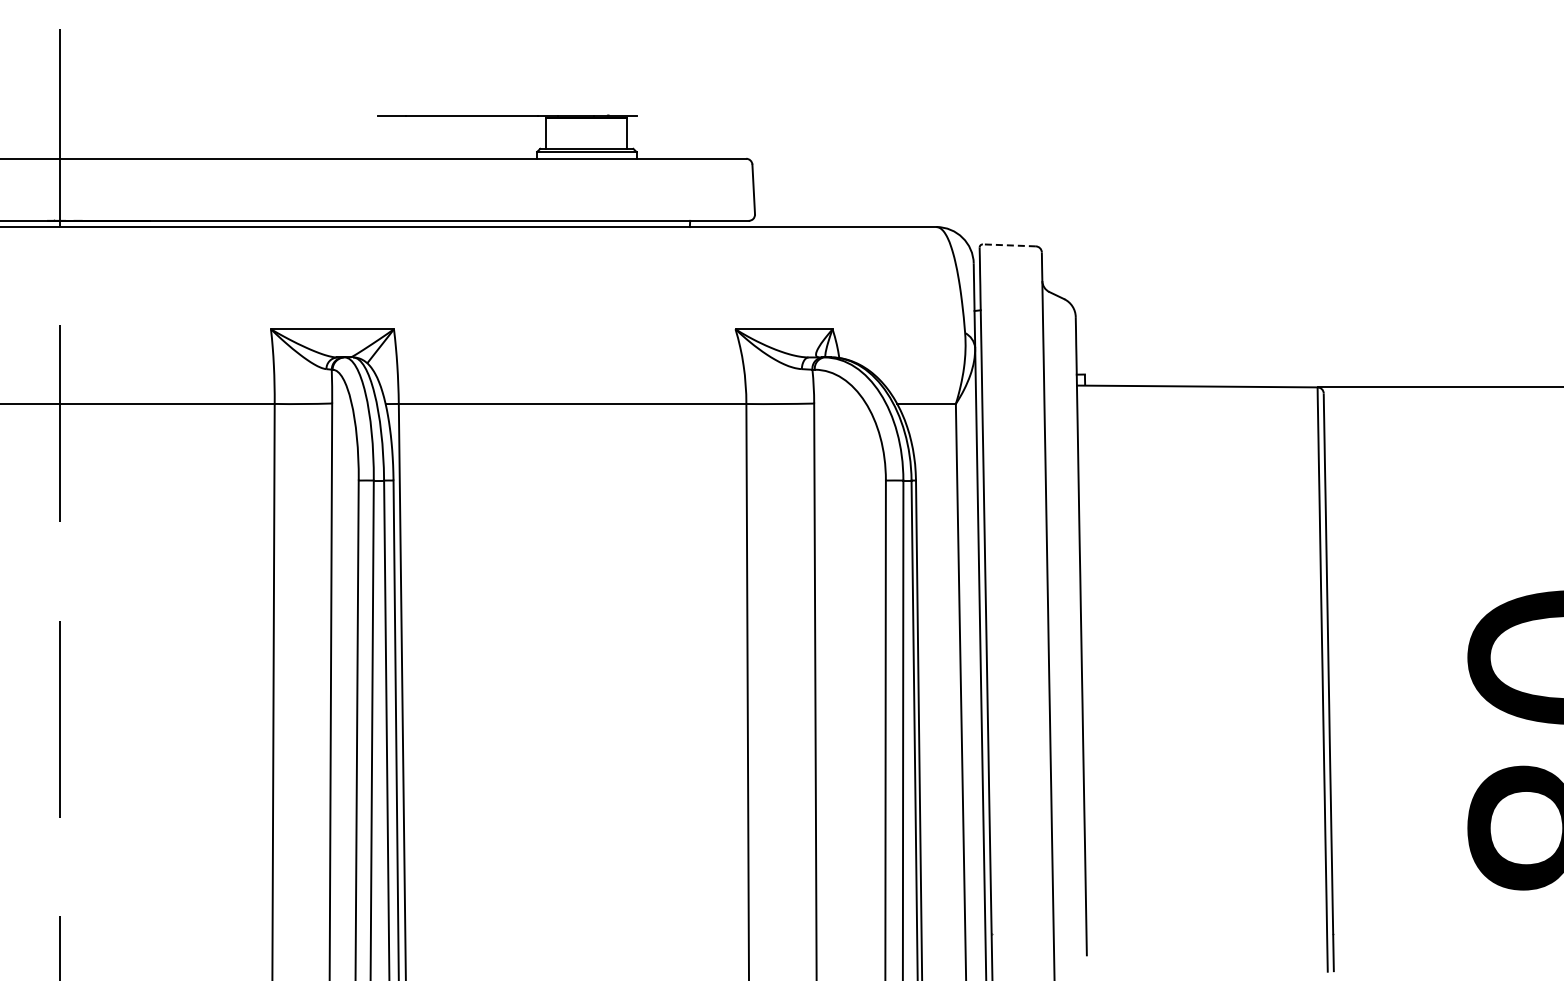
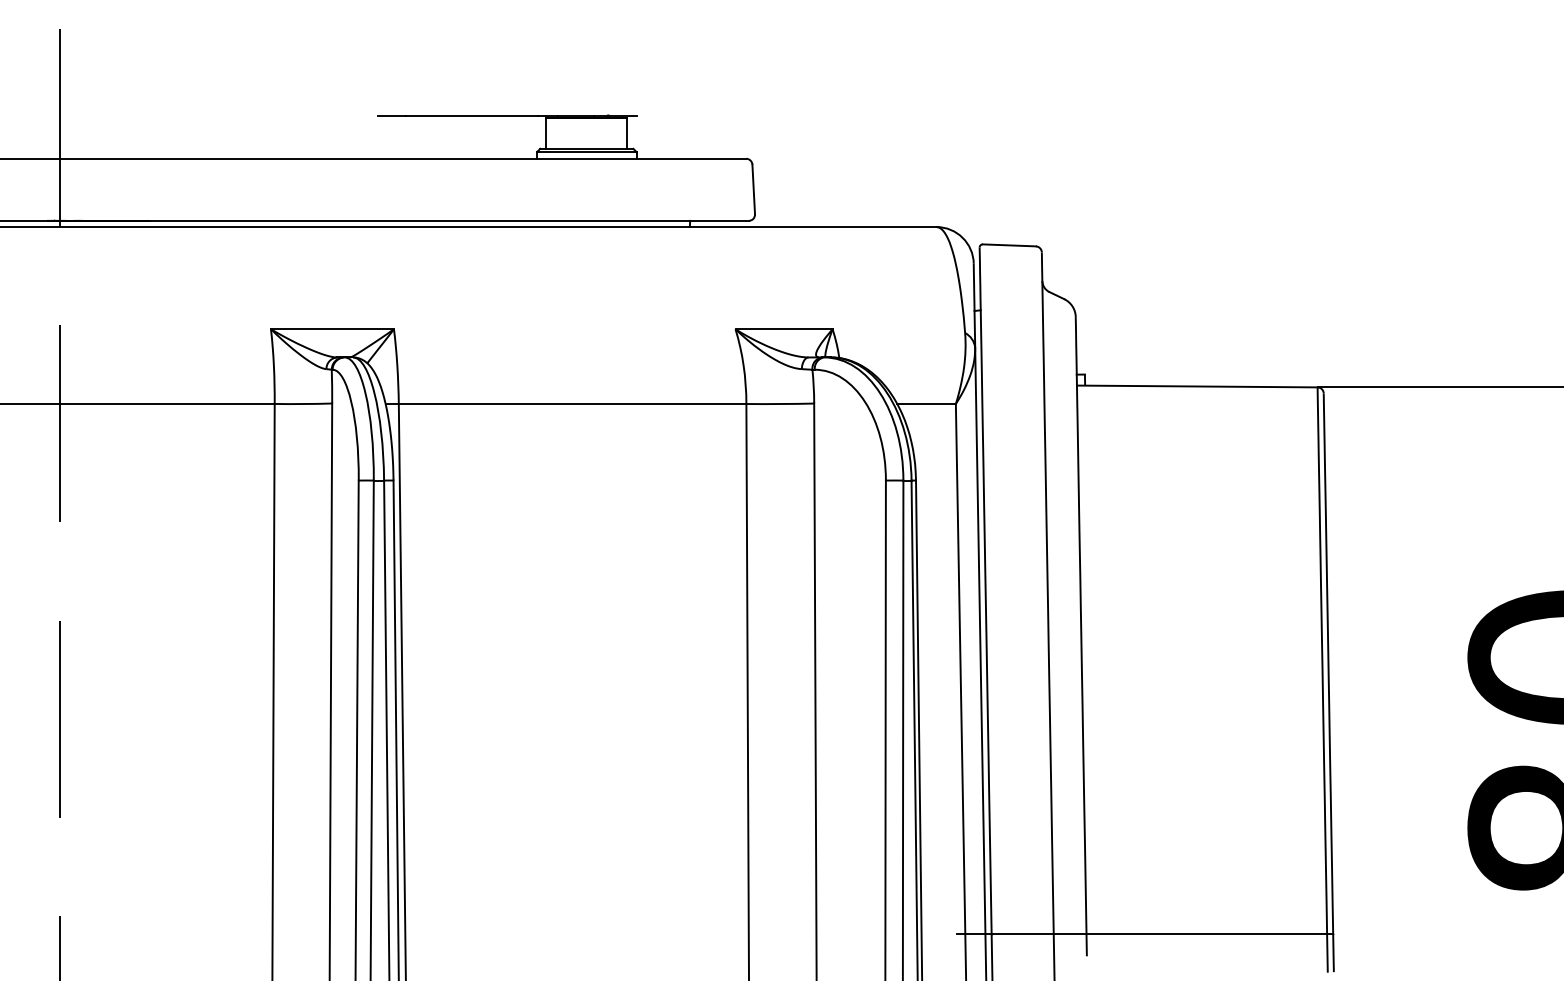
line: dashed -> solid (1008, 245)
line: none -> present (1144, 933)
